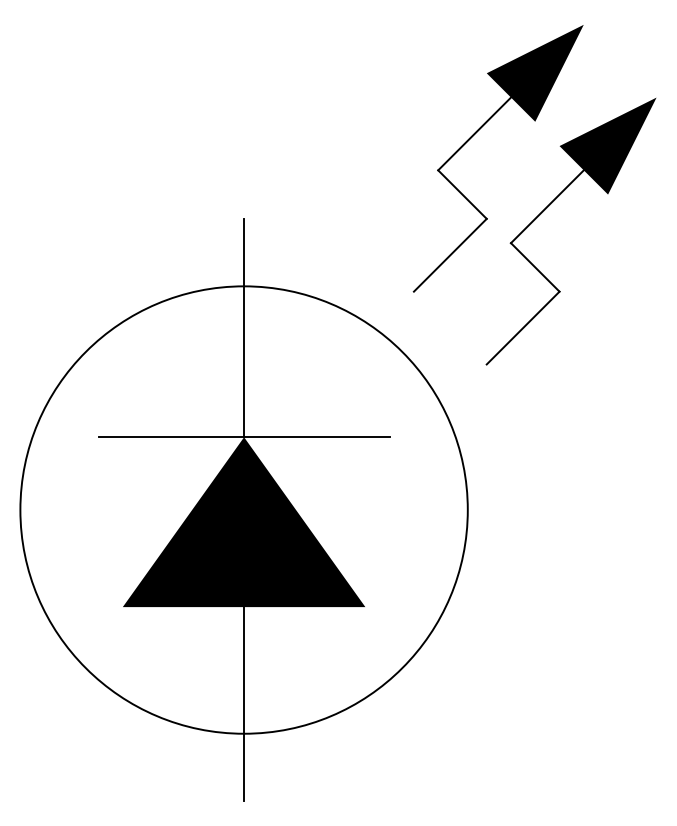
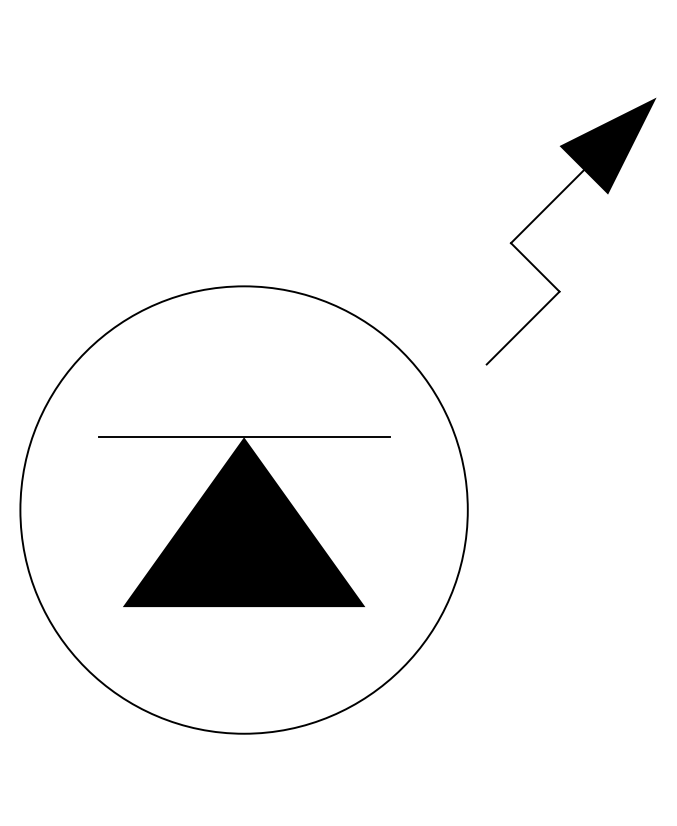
part: present -> none (474, 135)
line: present -> none (244, 327)
line: present -> none (244, 704)
